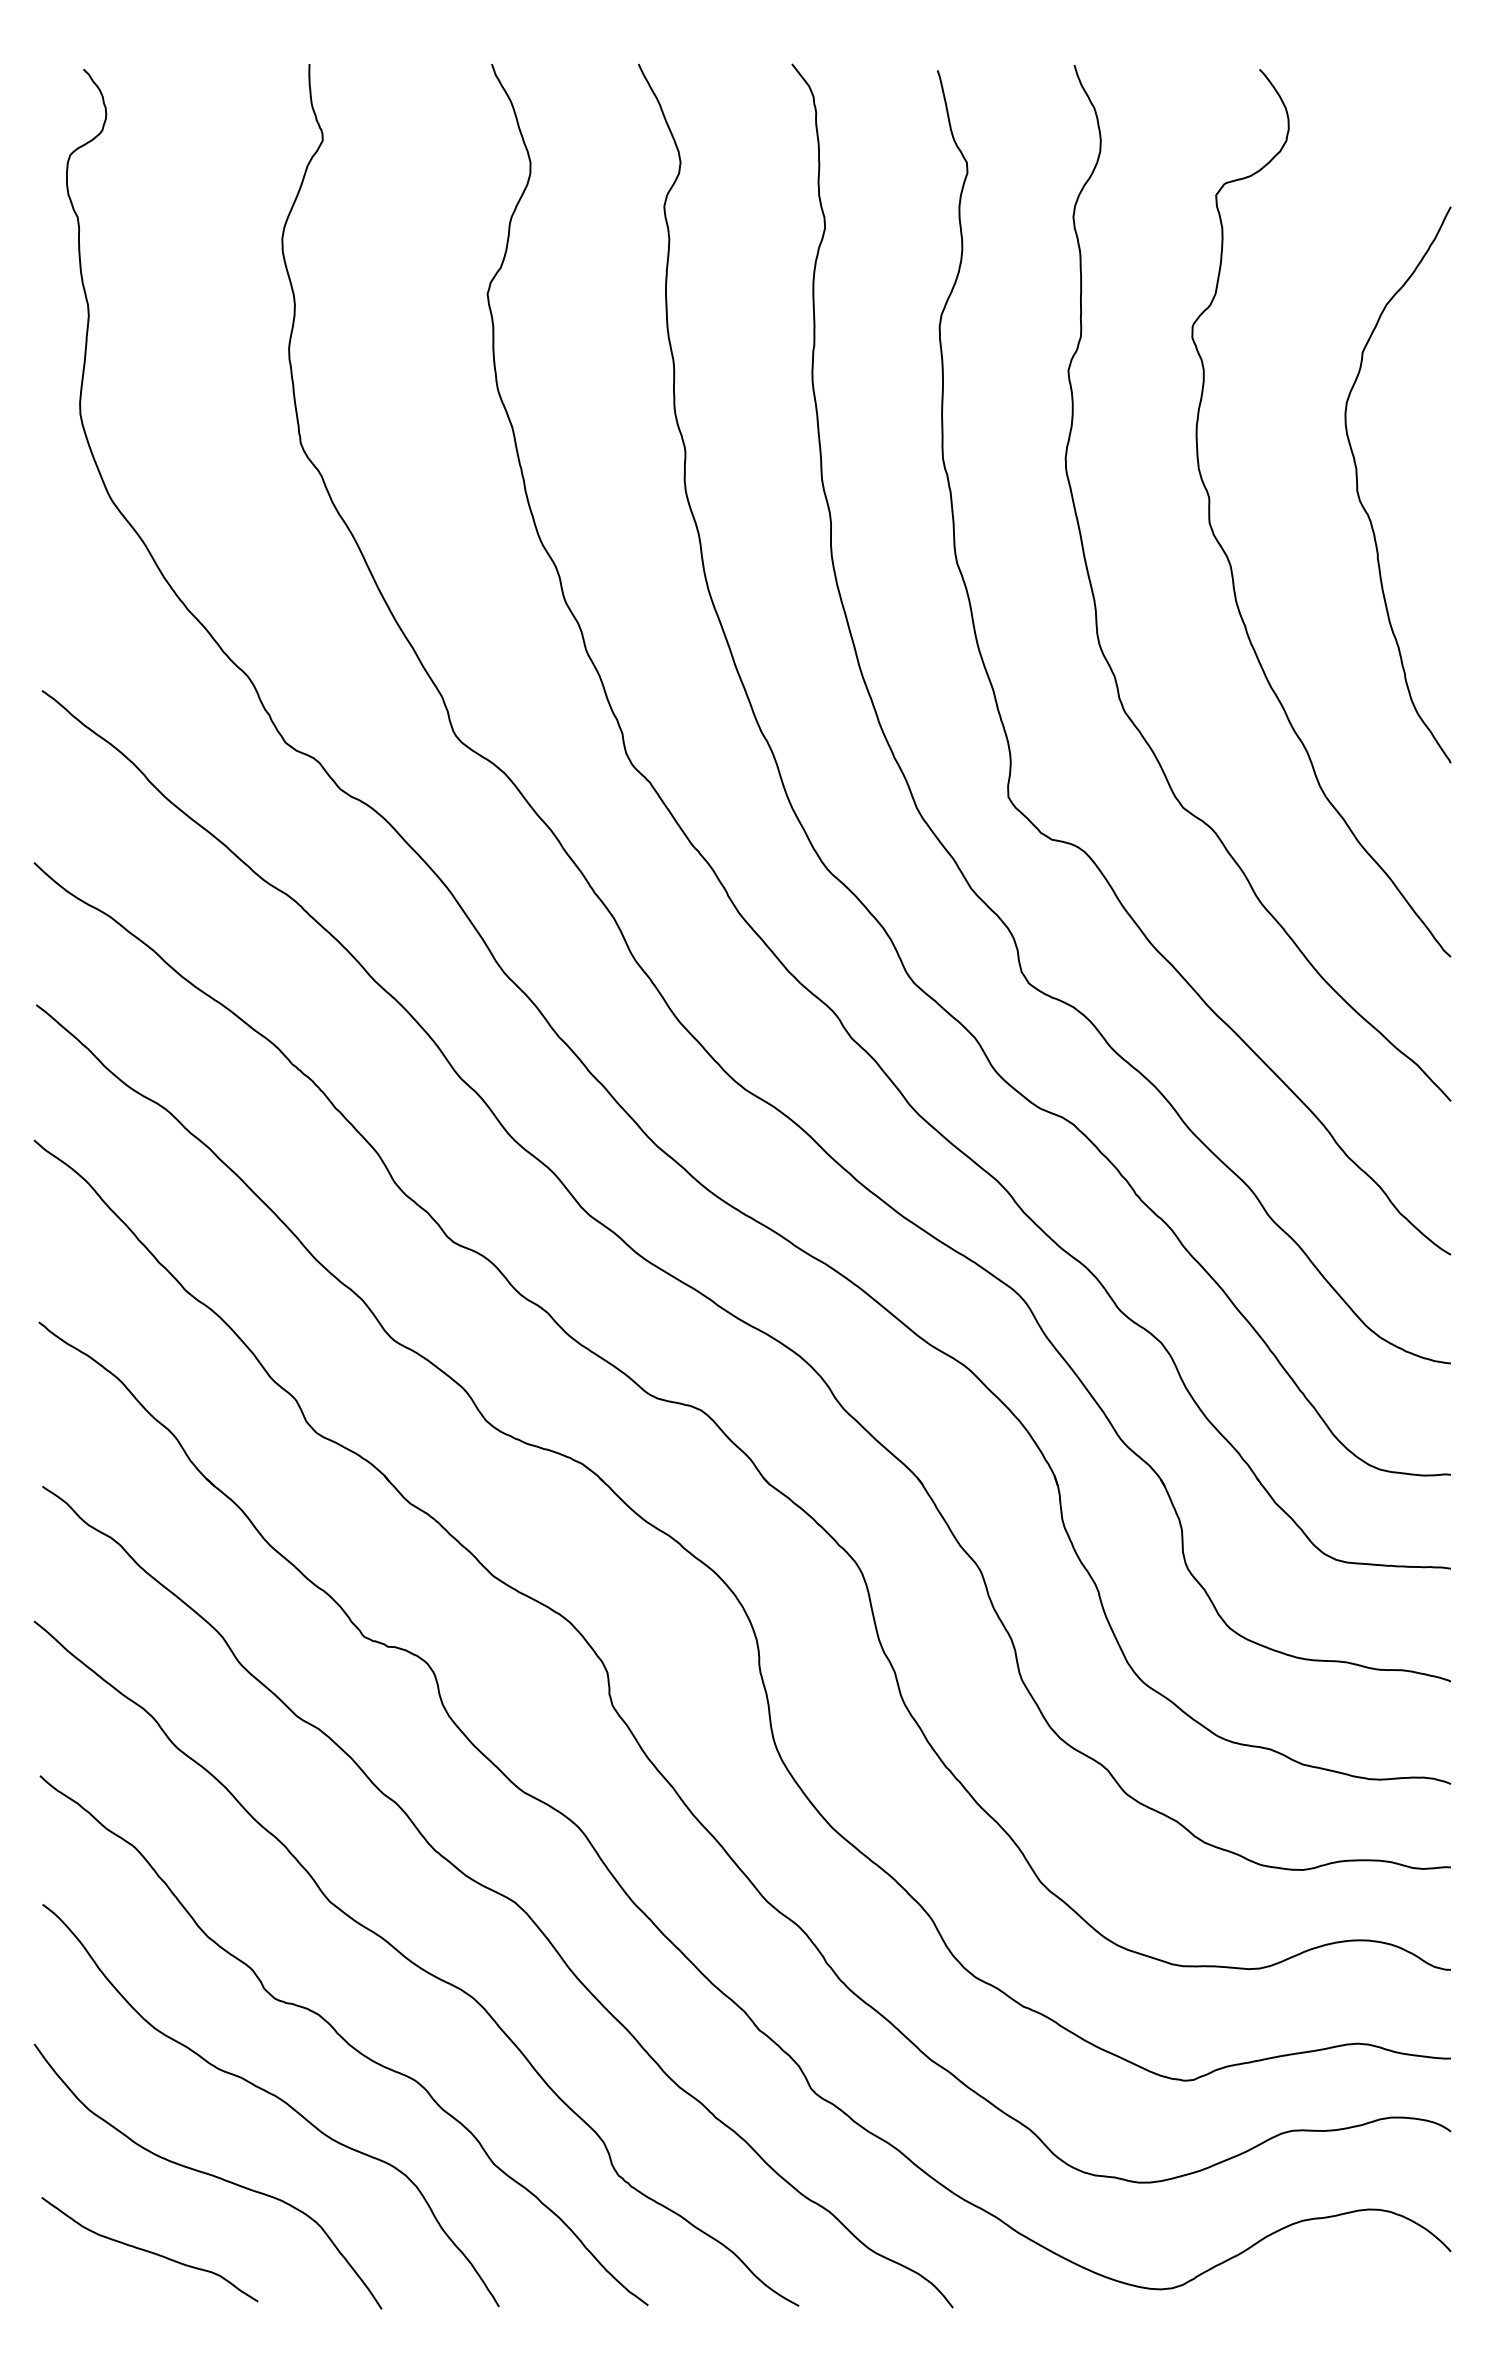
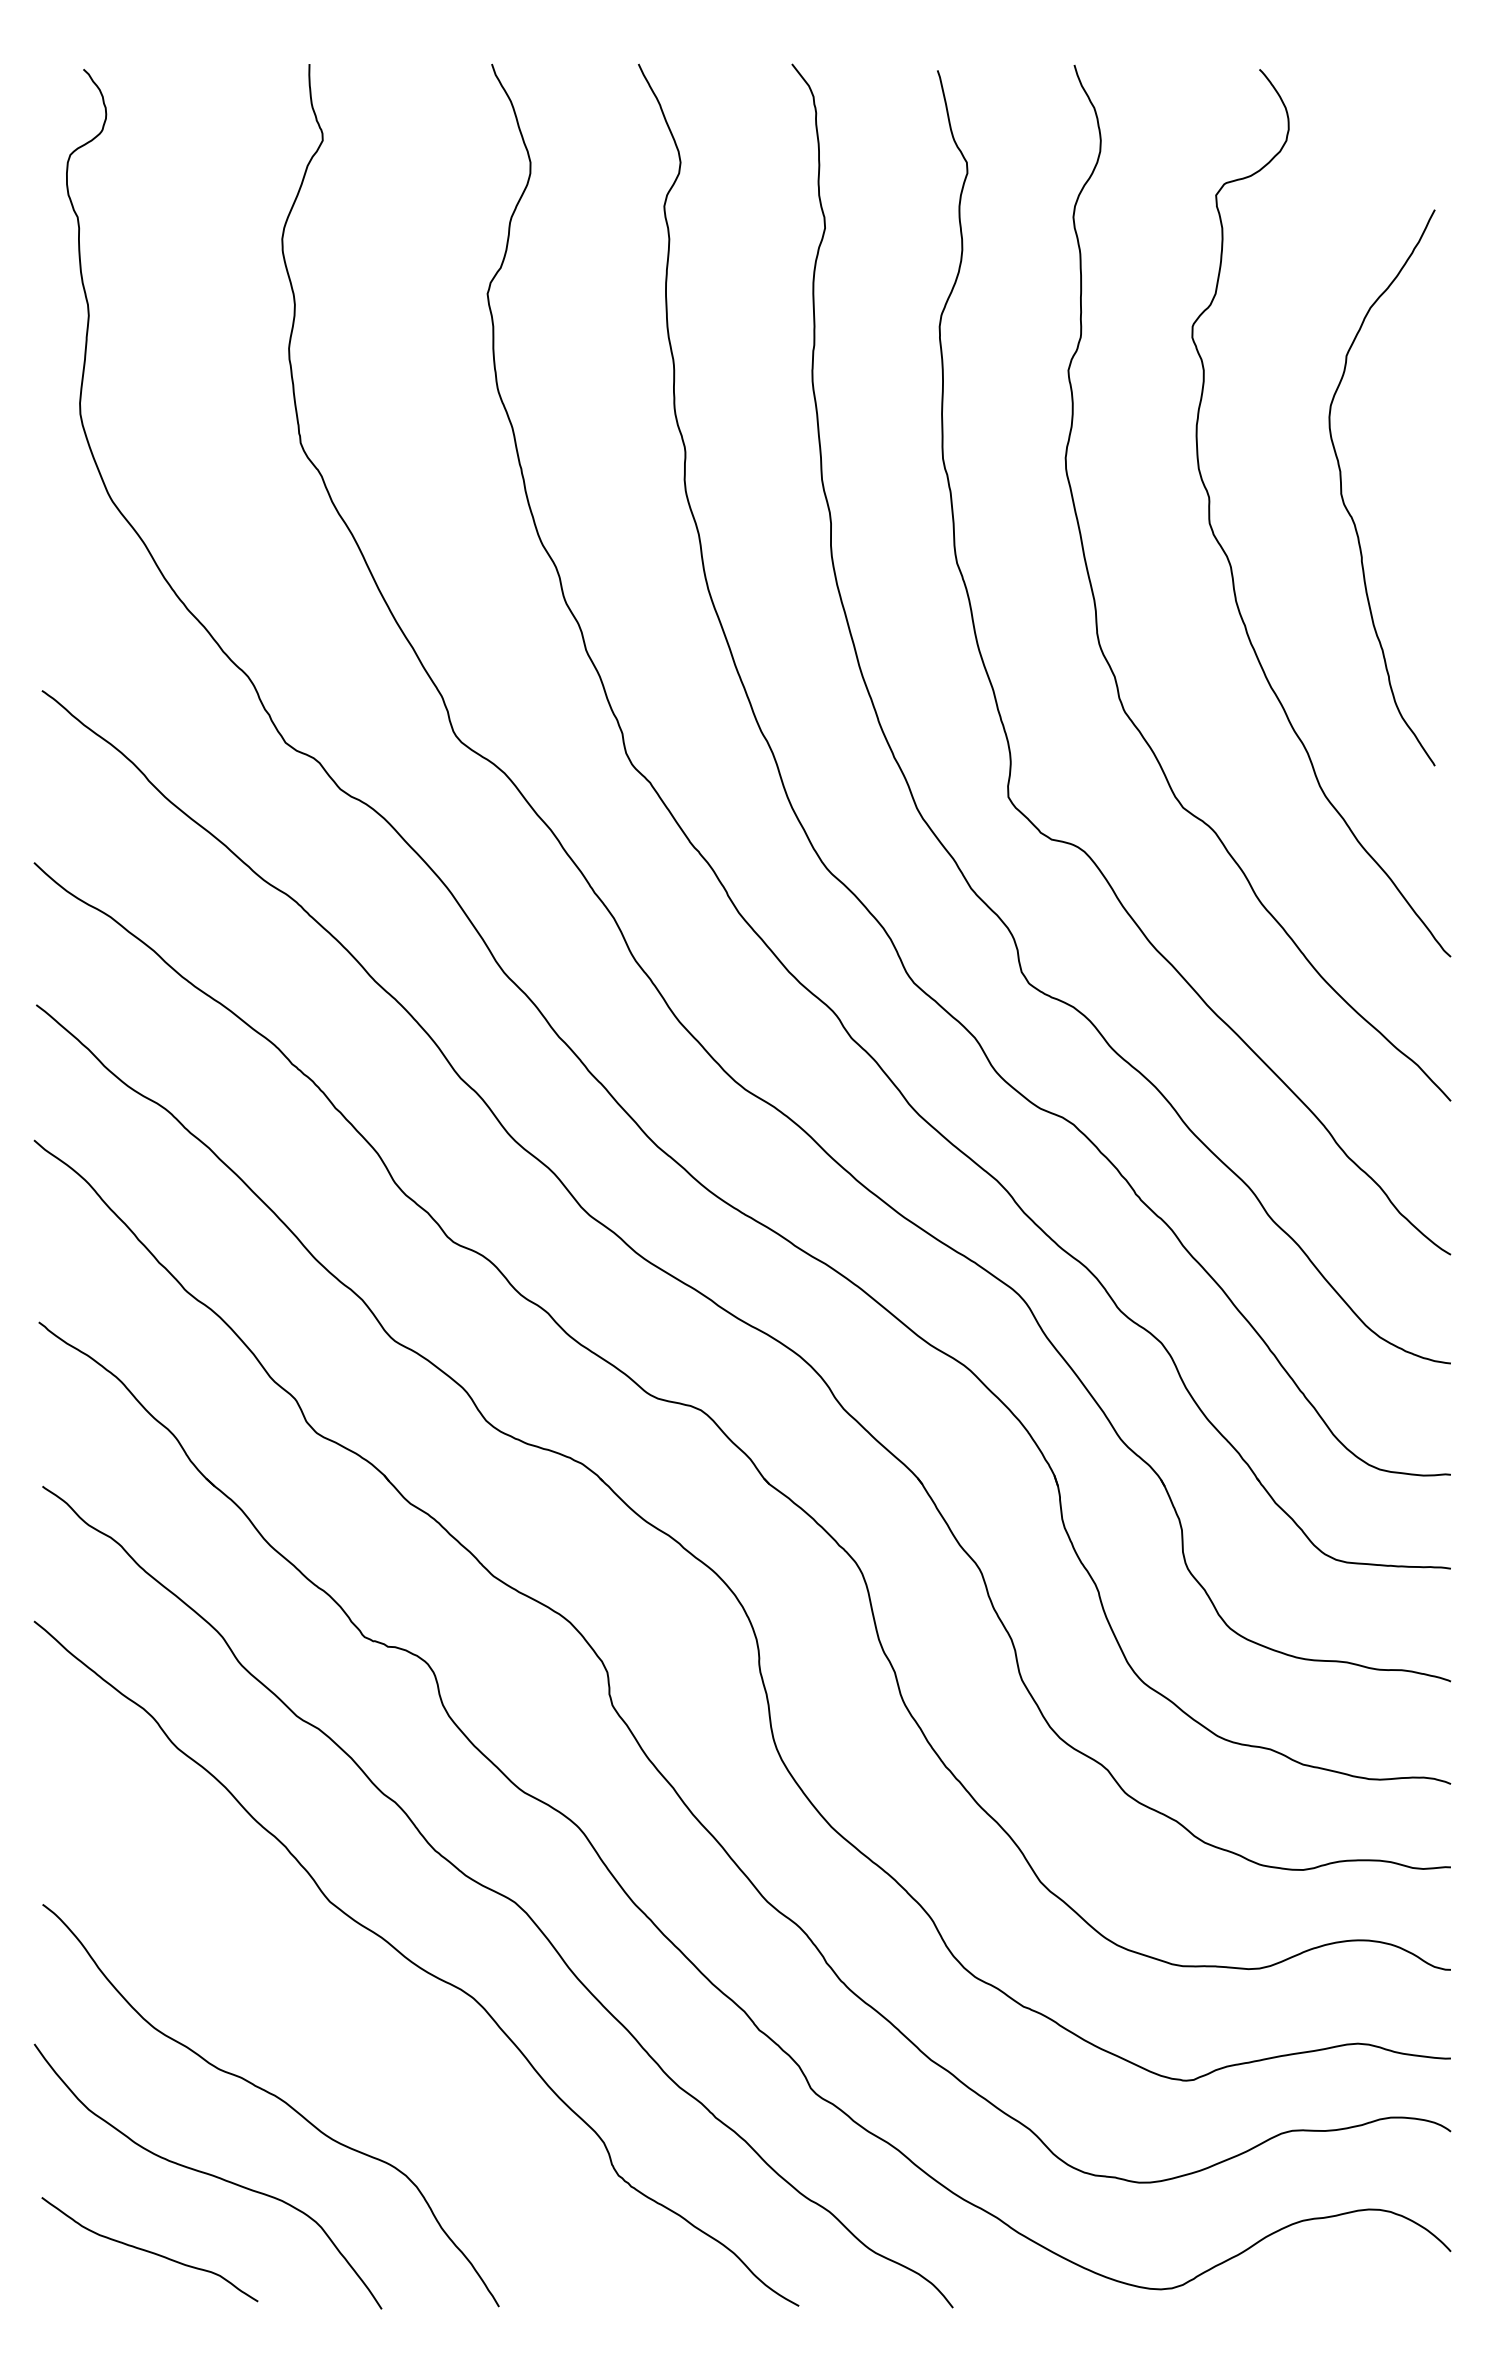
curve position: (1358, 486) -> (1342, 489) (1342, 489)
curve: present -> none (343, 2040)
